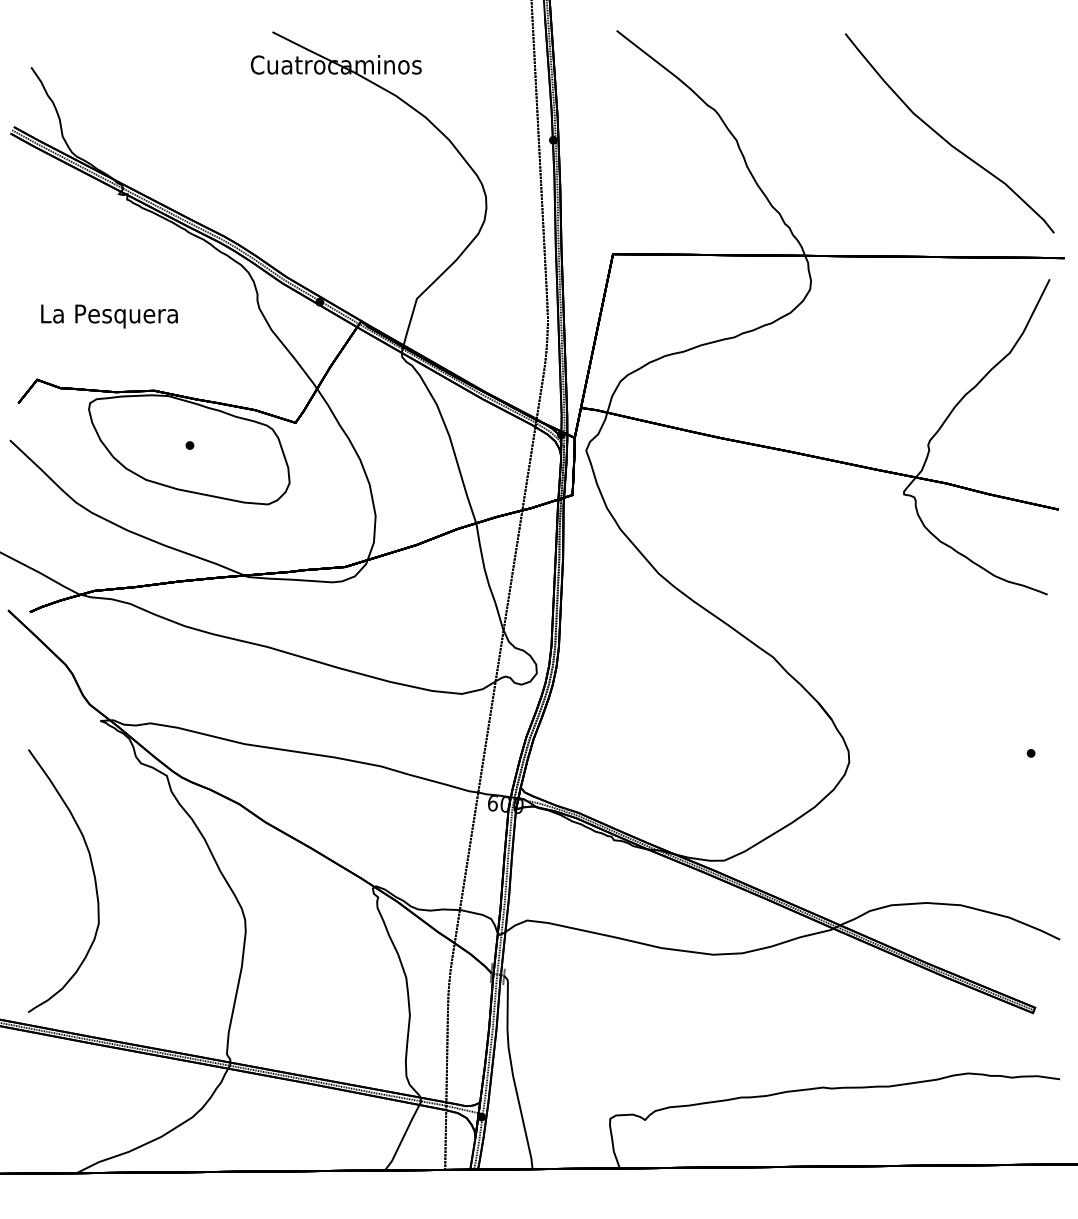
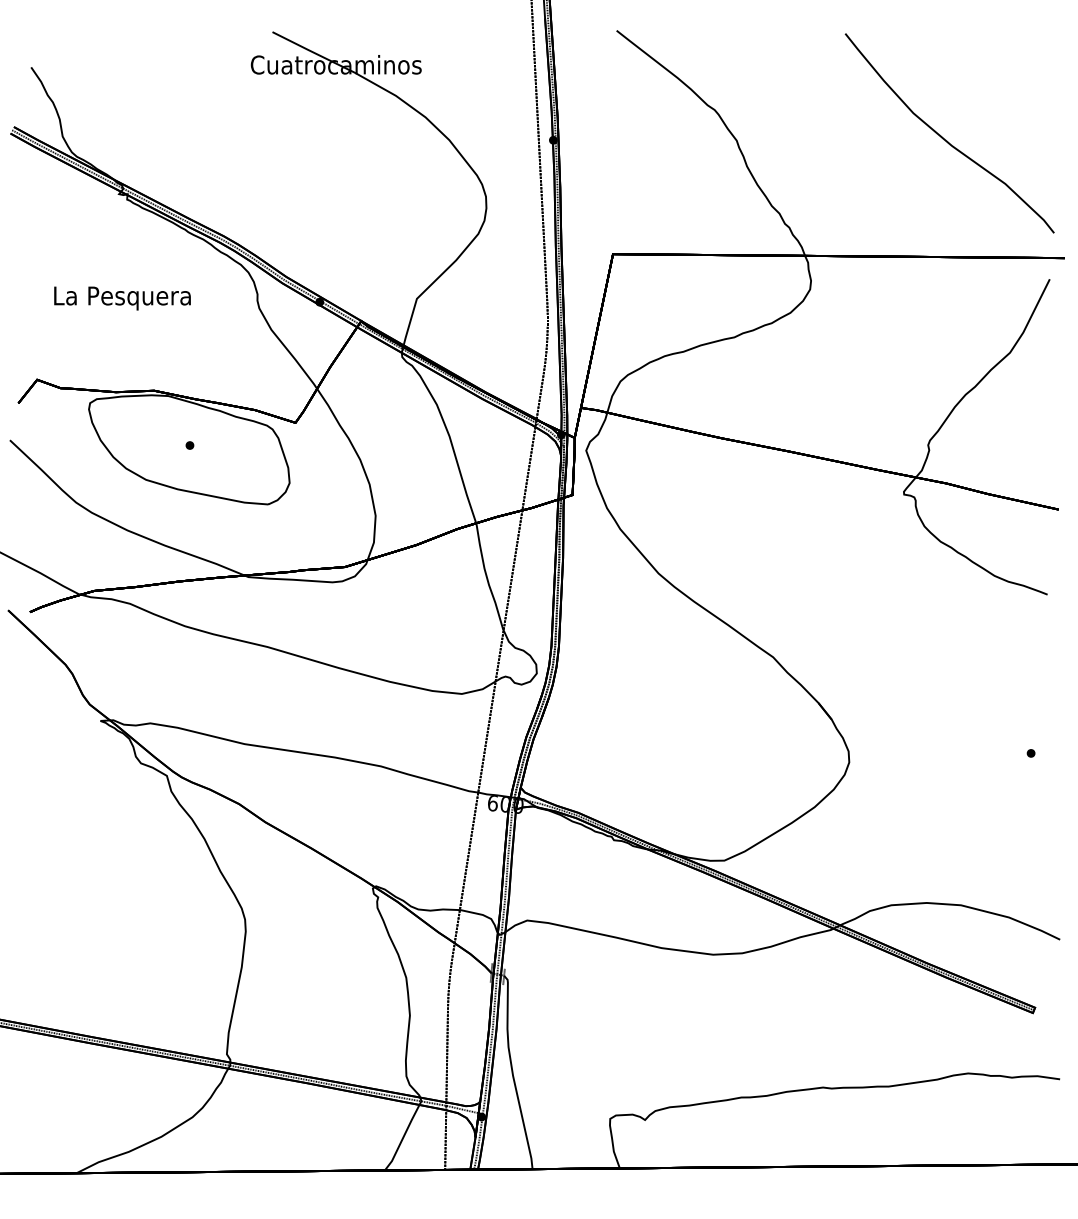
text position: (109, 316) -> (122, 298) (122, 298)
curve: present -> none (92, 872)
